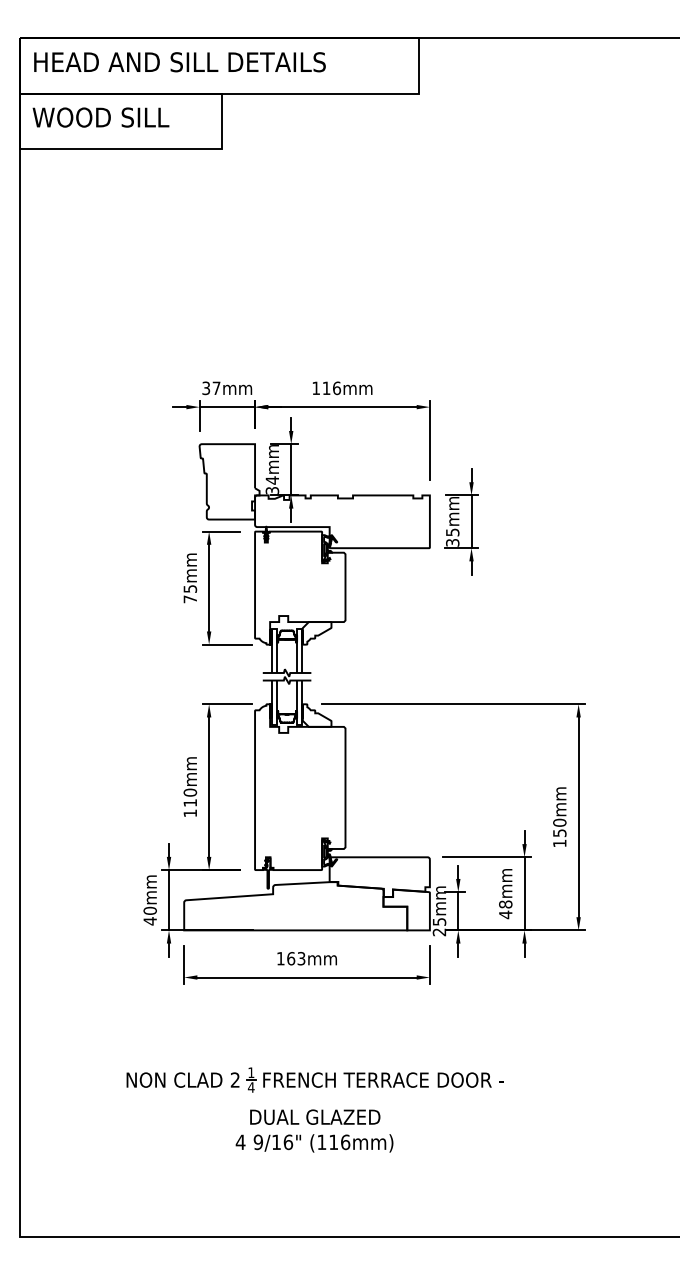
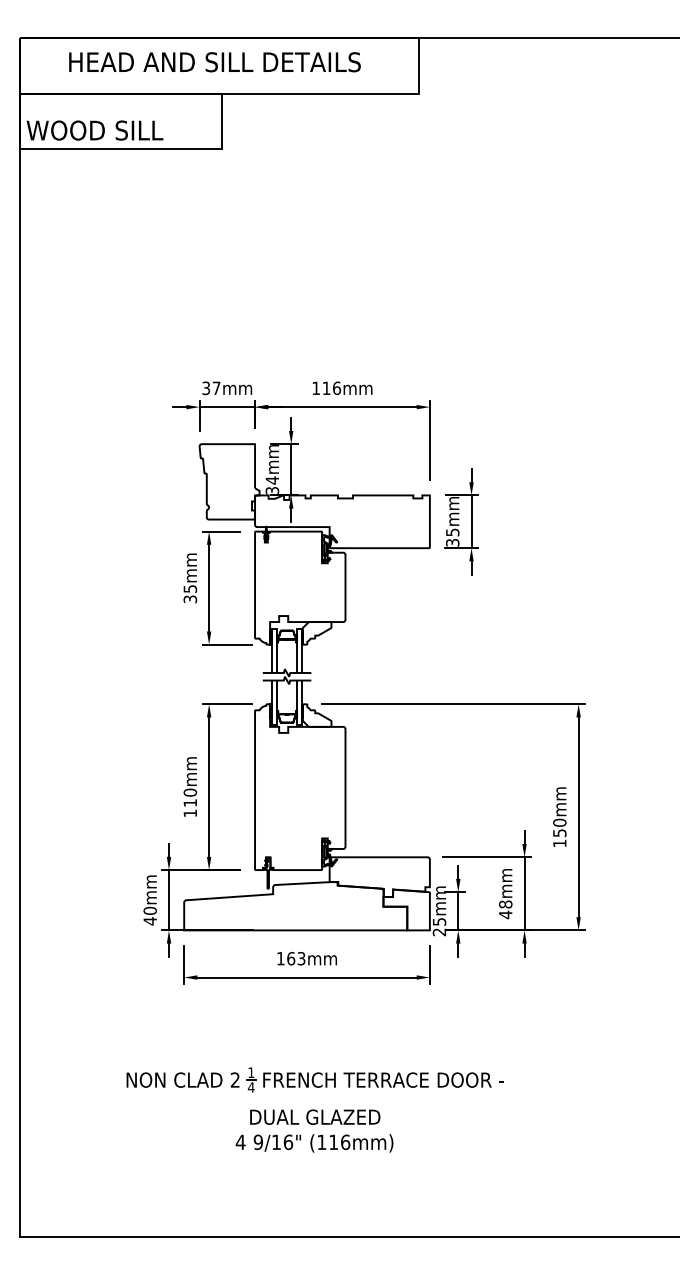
text position: (179, 62) -> (214, 62) (214, 62)
text position: (100, 117) -> (94, 130) (94, 130)
text: 75mm -> 35mm (190, 599)
